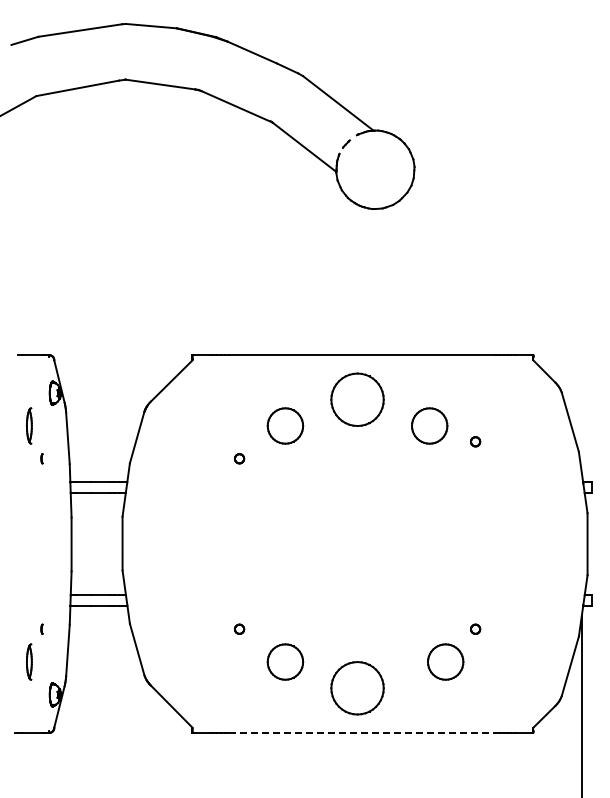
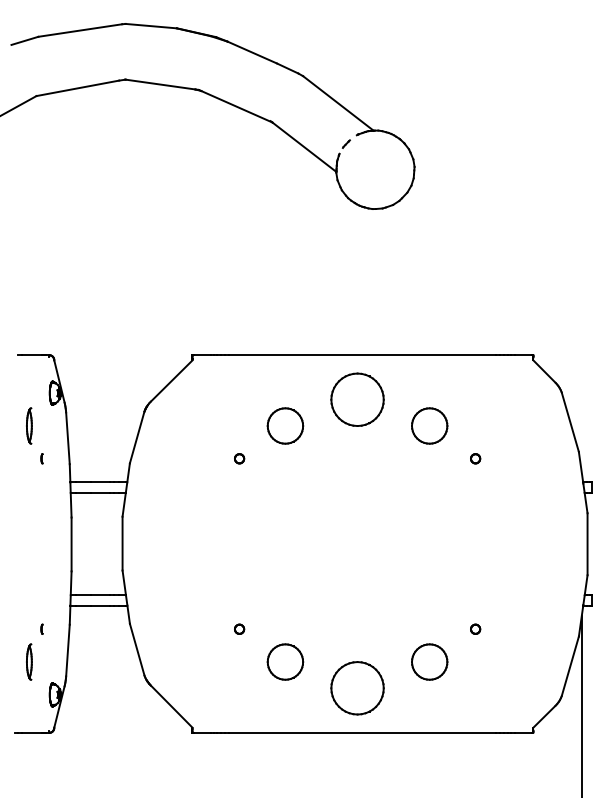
part position: (475, 441) -> (475, 458) (475, 458)
part position: (445, 661) -> (429, 661) (429, 661)
line: dashed -> solid (363, 732)
